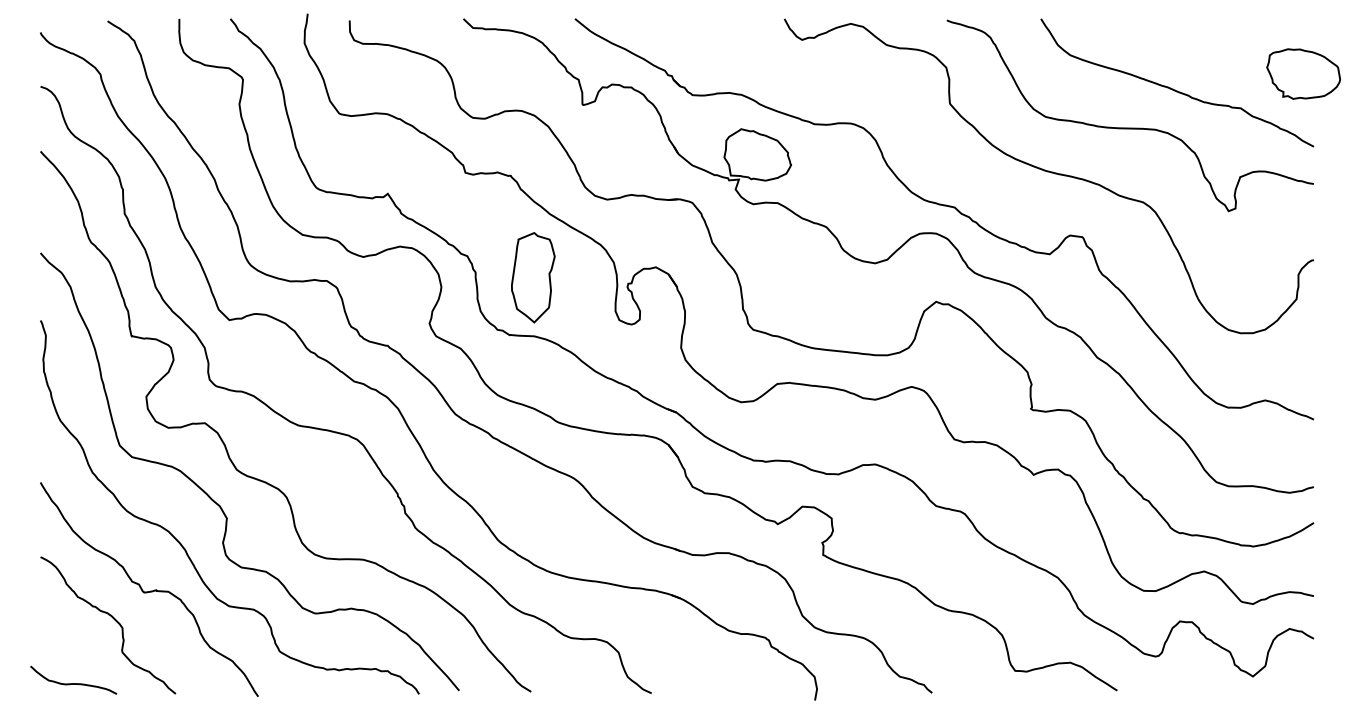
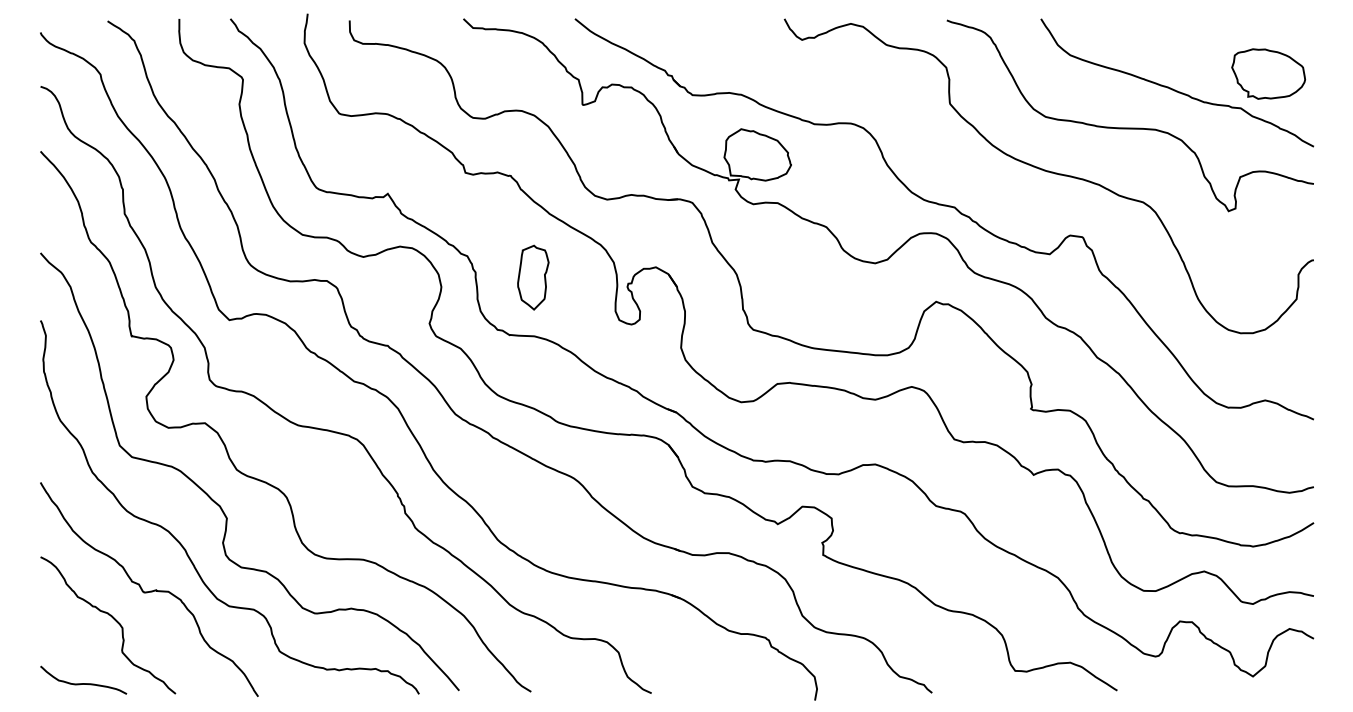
part position: (1303, 73) -> (1268, 73) (1268, 73)
part size: 45x92 px -> 33x67 px (533, 277)
curve position: (73, 683) -> (83, 683) (83, 683)
